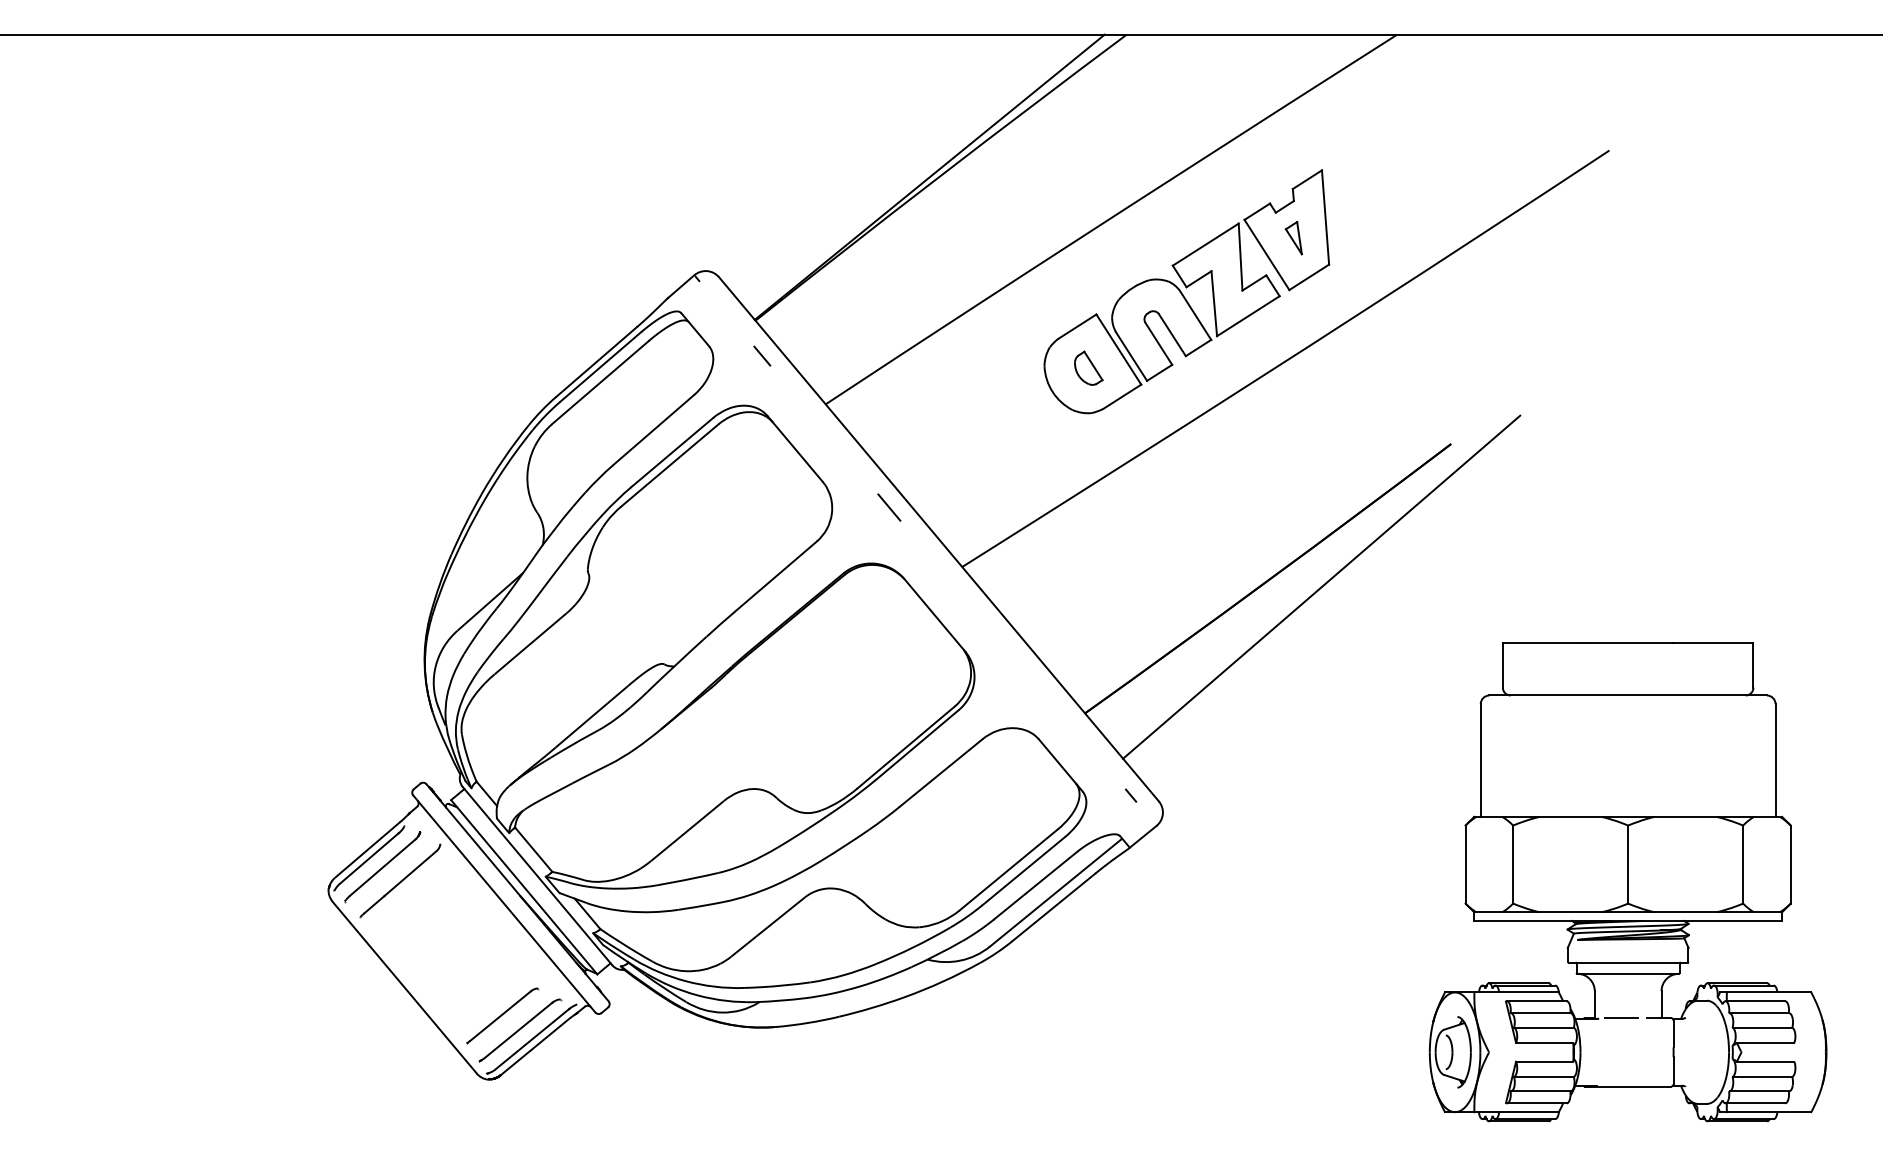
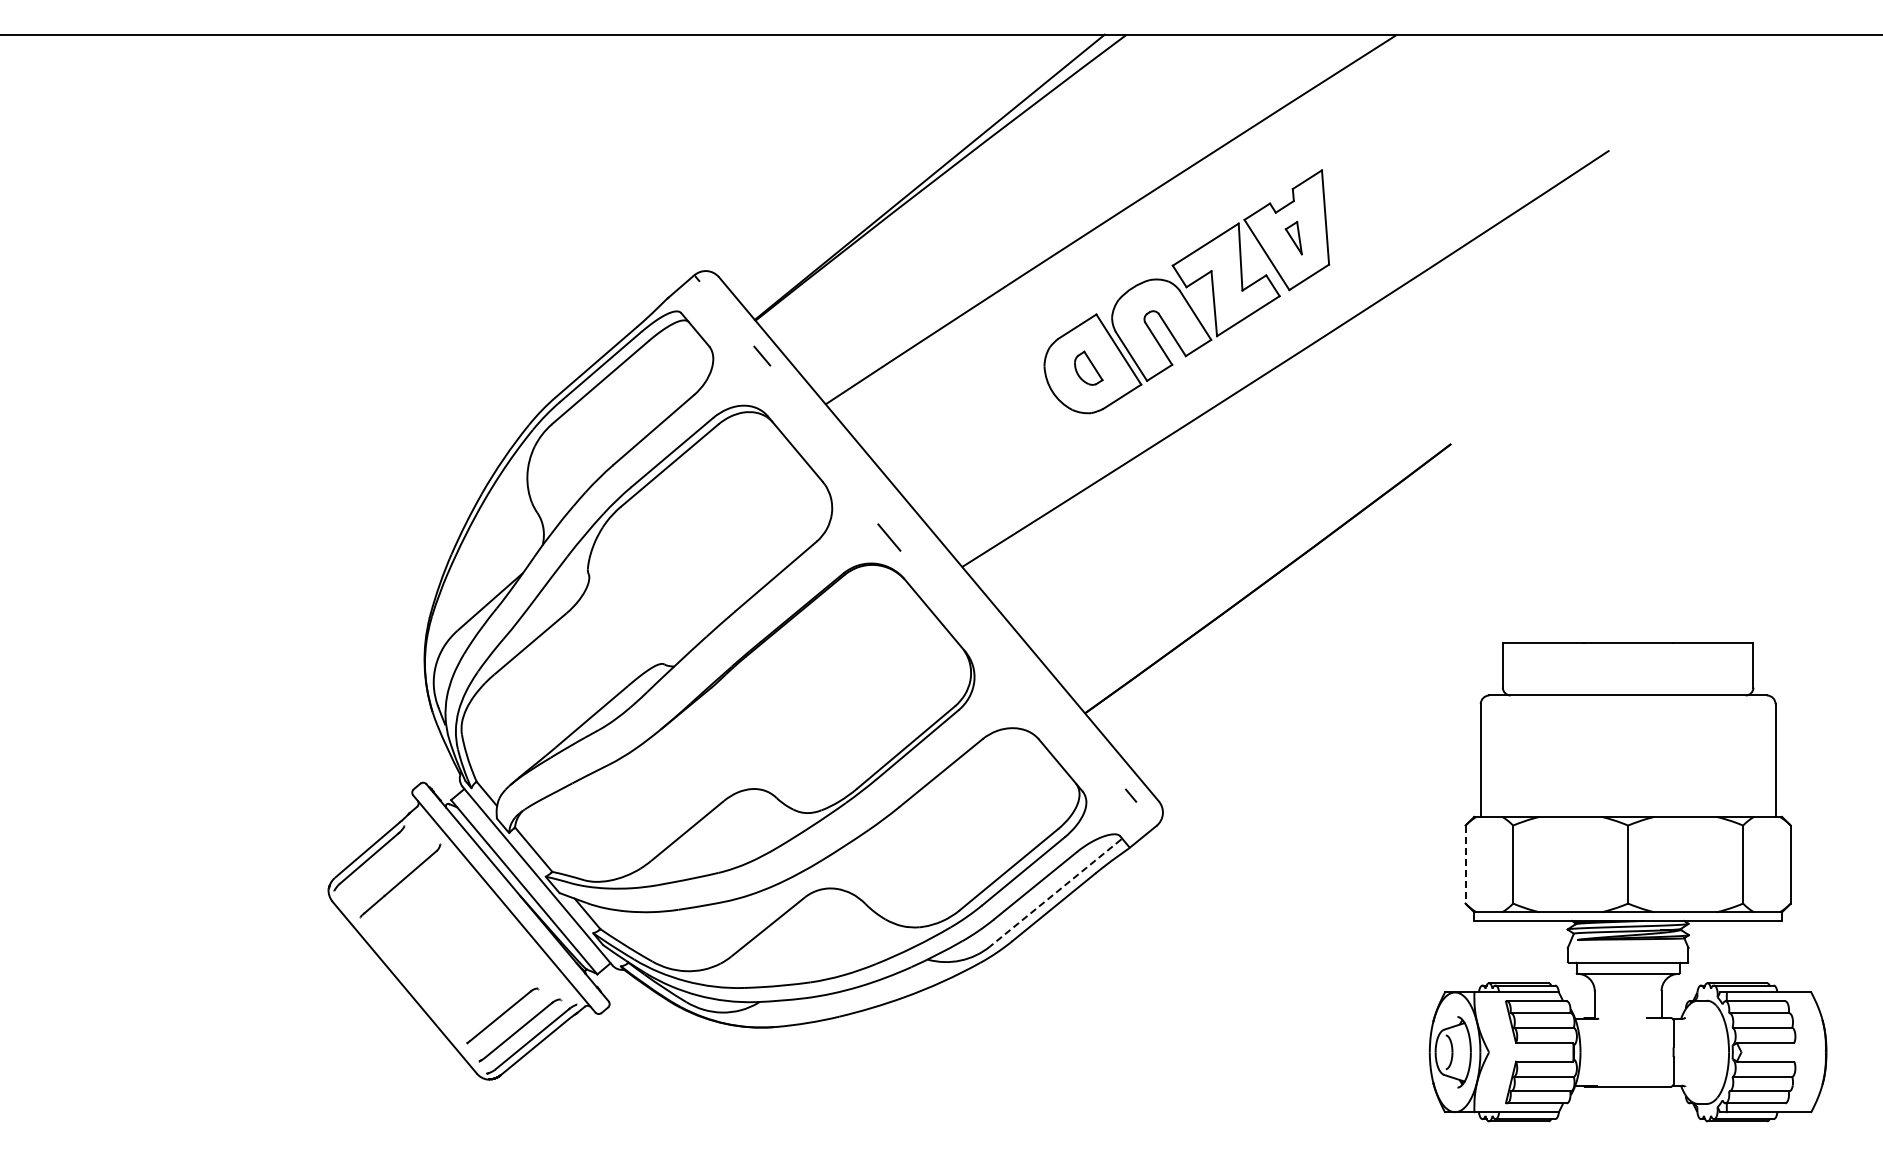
line position: (889, 507) -> (889, 537) (889, 537)
line: present -> none (1321, 586)
line: solid -> dashed (1465, 865)
part: present -> none (382, 867)
line: solid -> dashed (1055, 893)
line: present -> none (1621, 1018)
